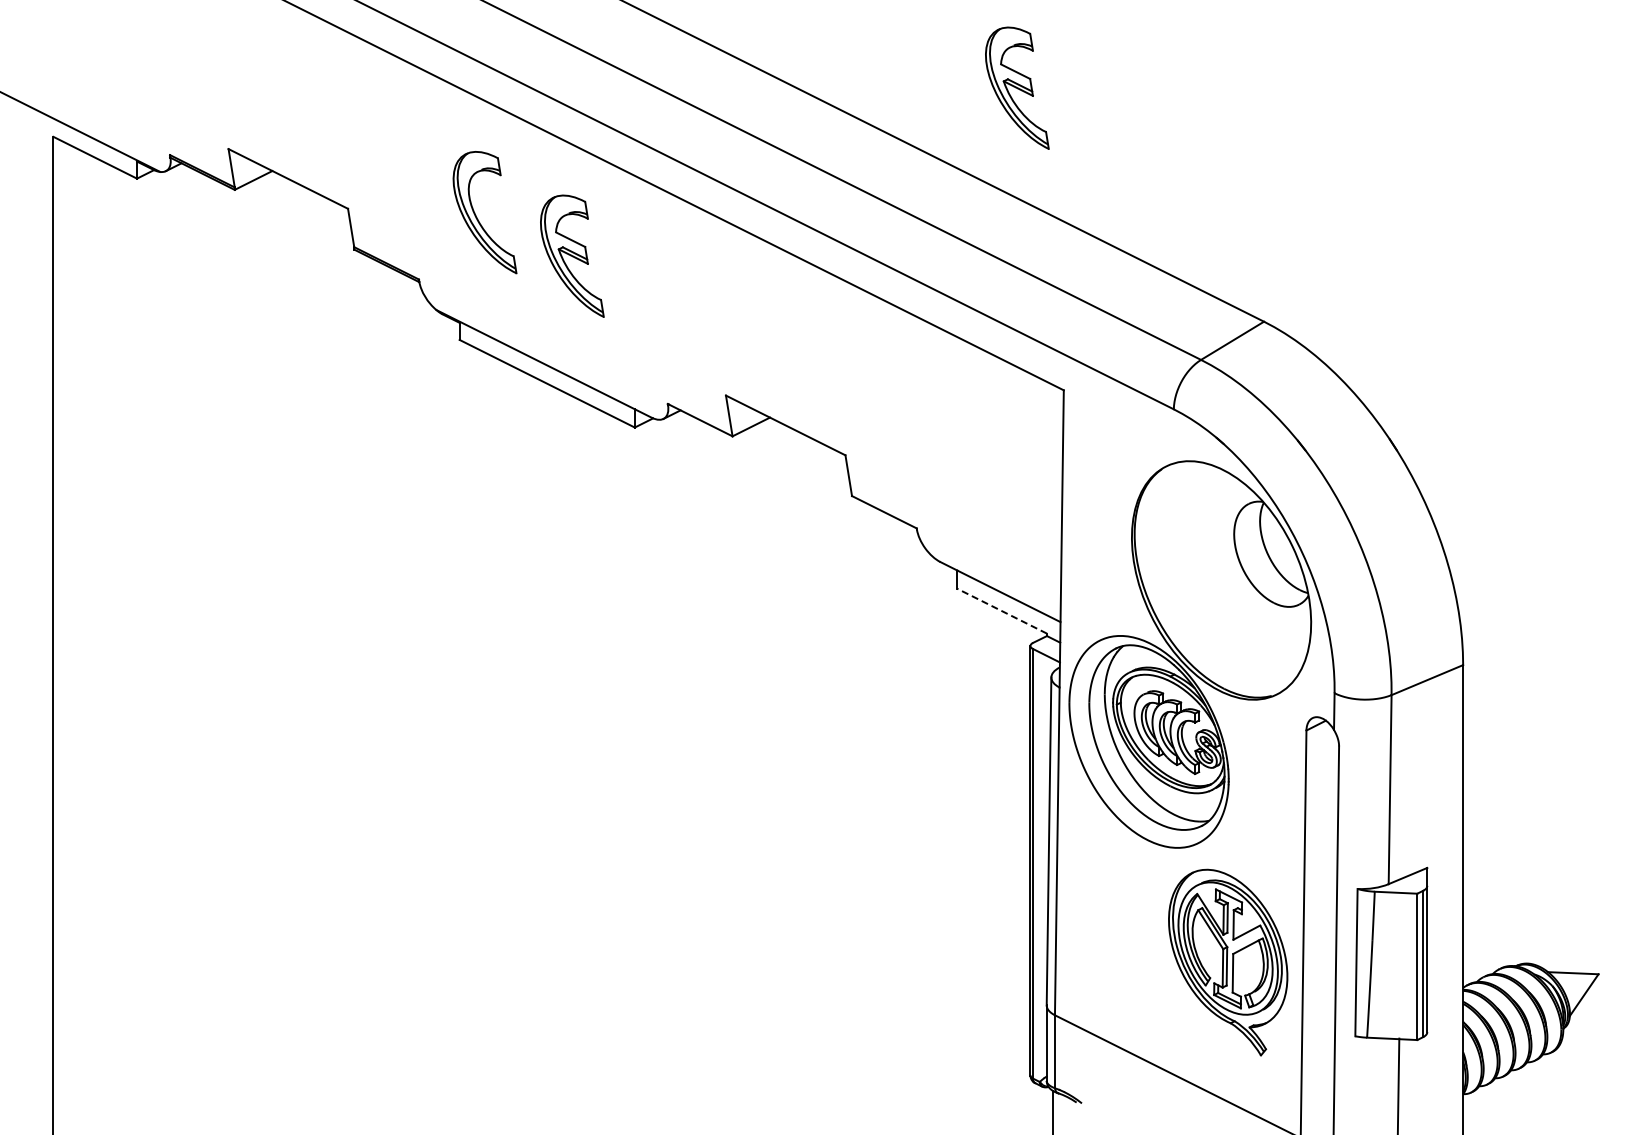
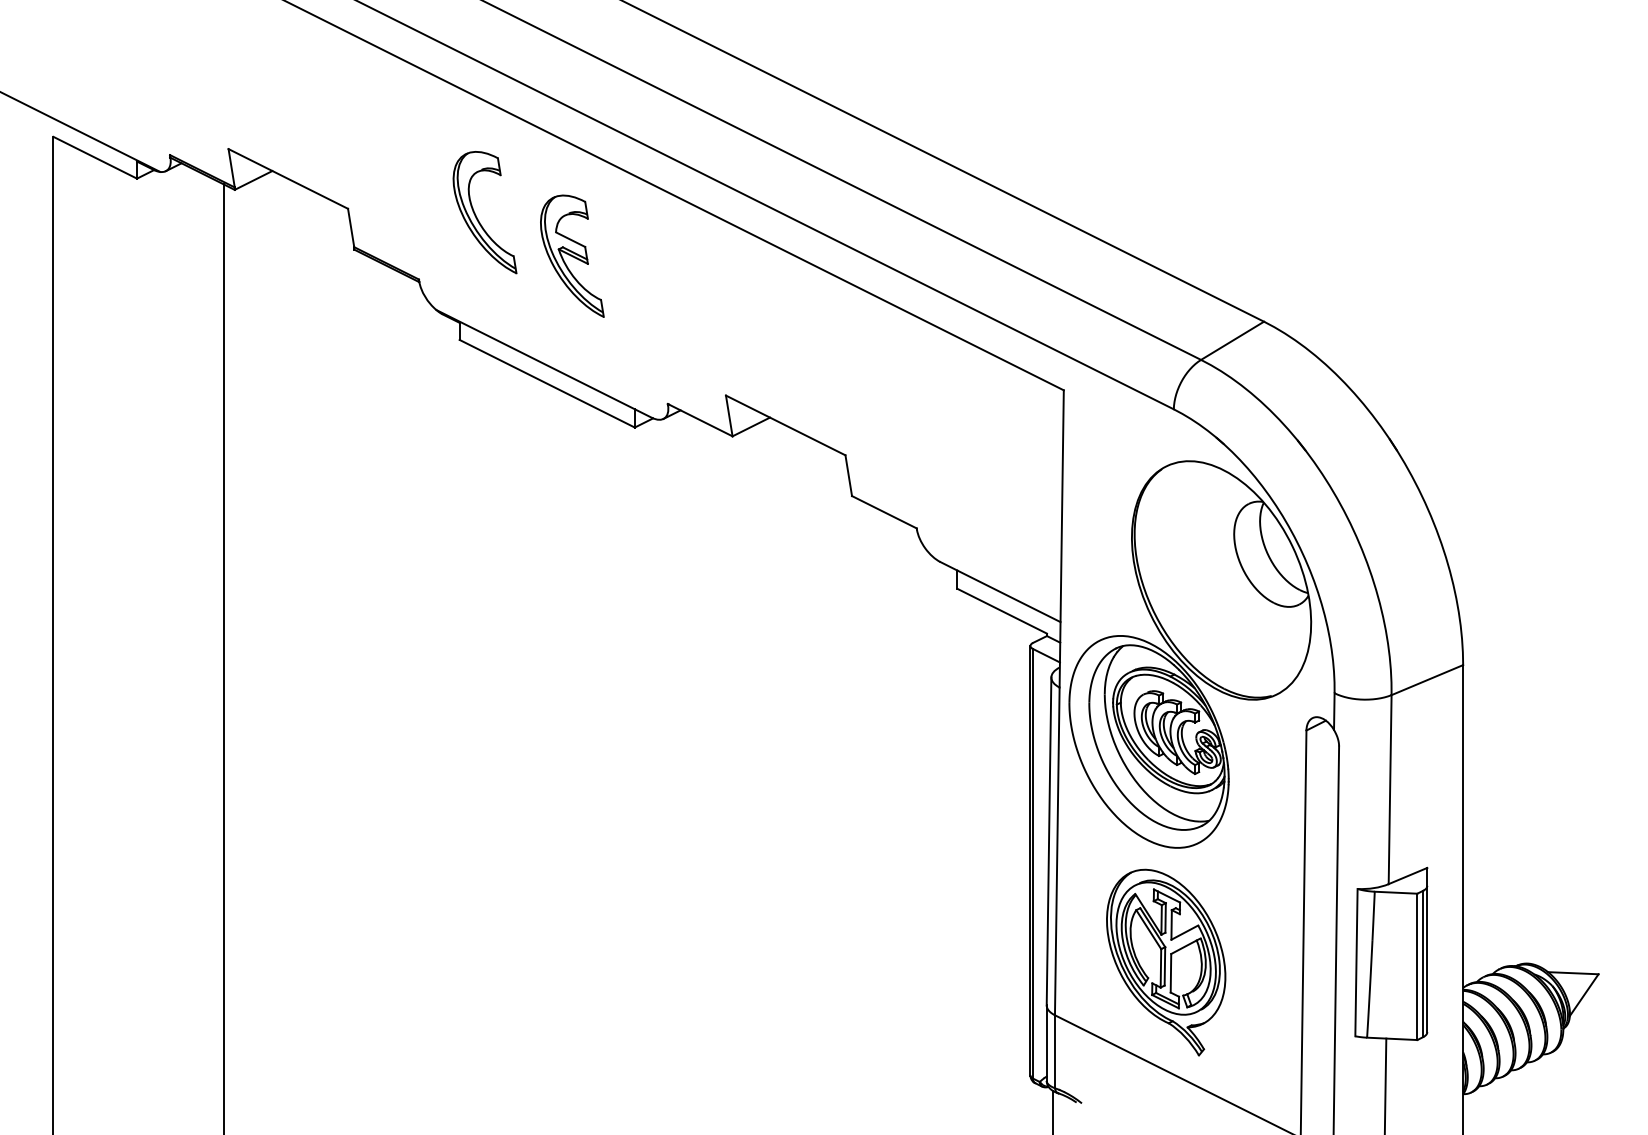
part: present -> none (1017, 87)
line: dashed -> solid (1001, 611)
line: none -> present (223, 657)
part position: (1228, 962) -> (1166, 962) (1166, 962)
line position: (1398, 1084) -> (1385, 1084) (1385, 1084)
